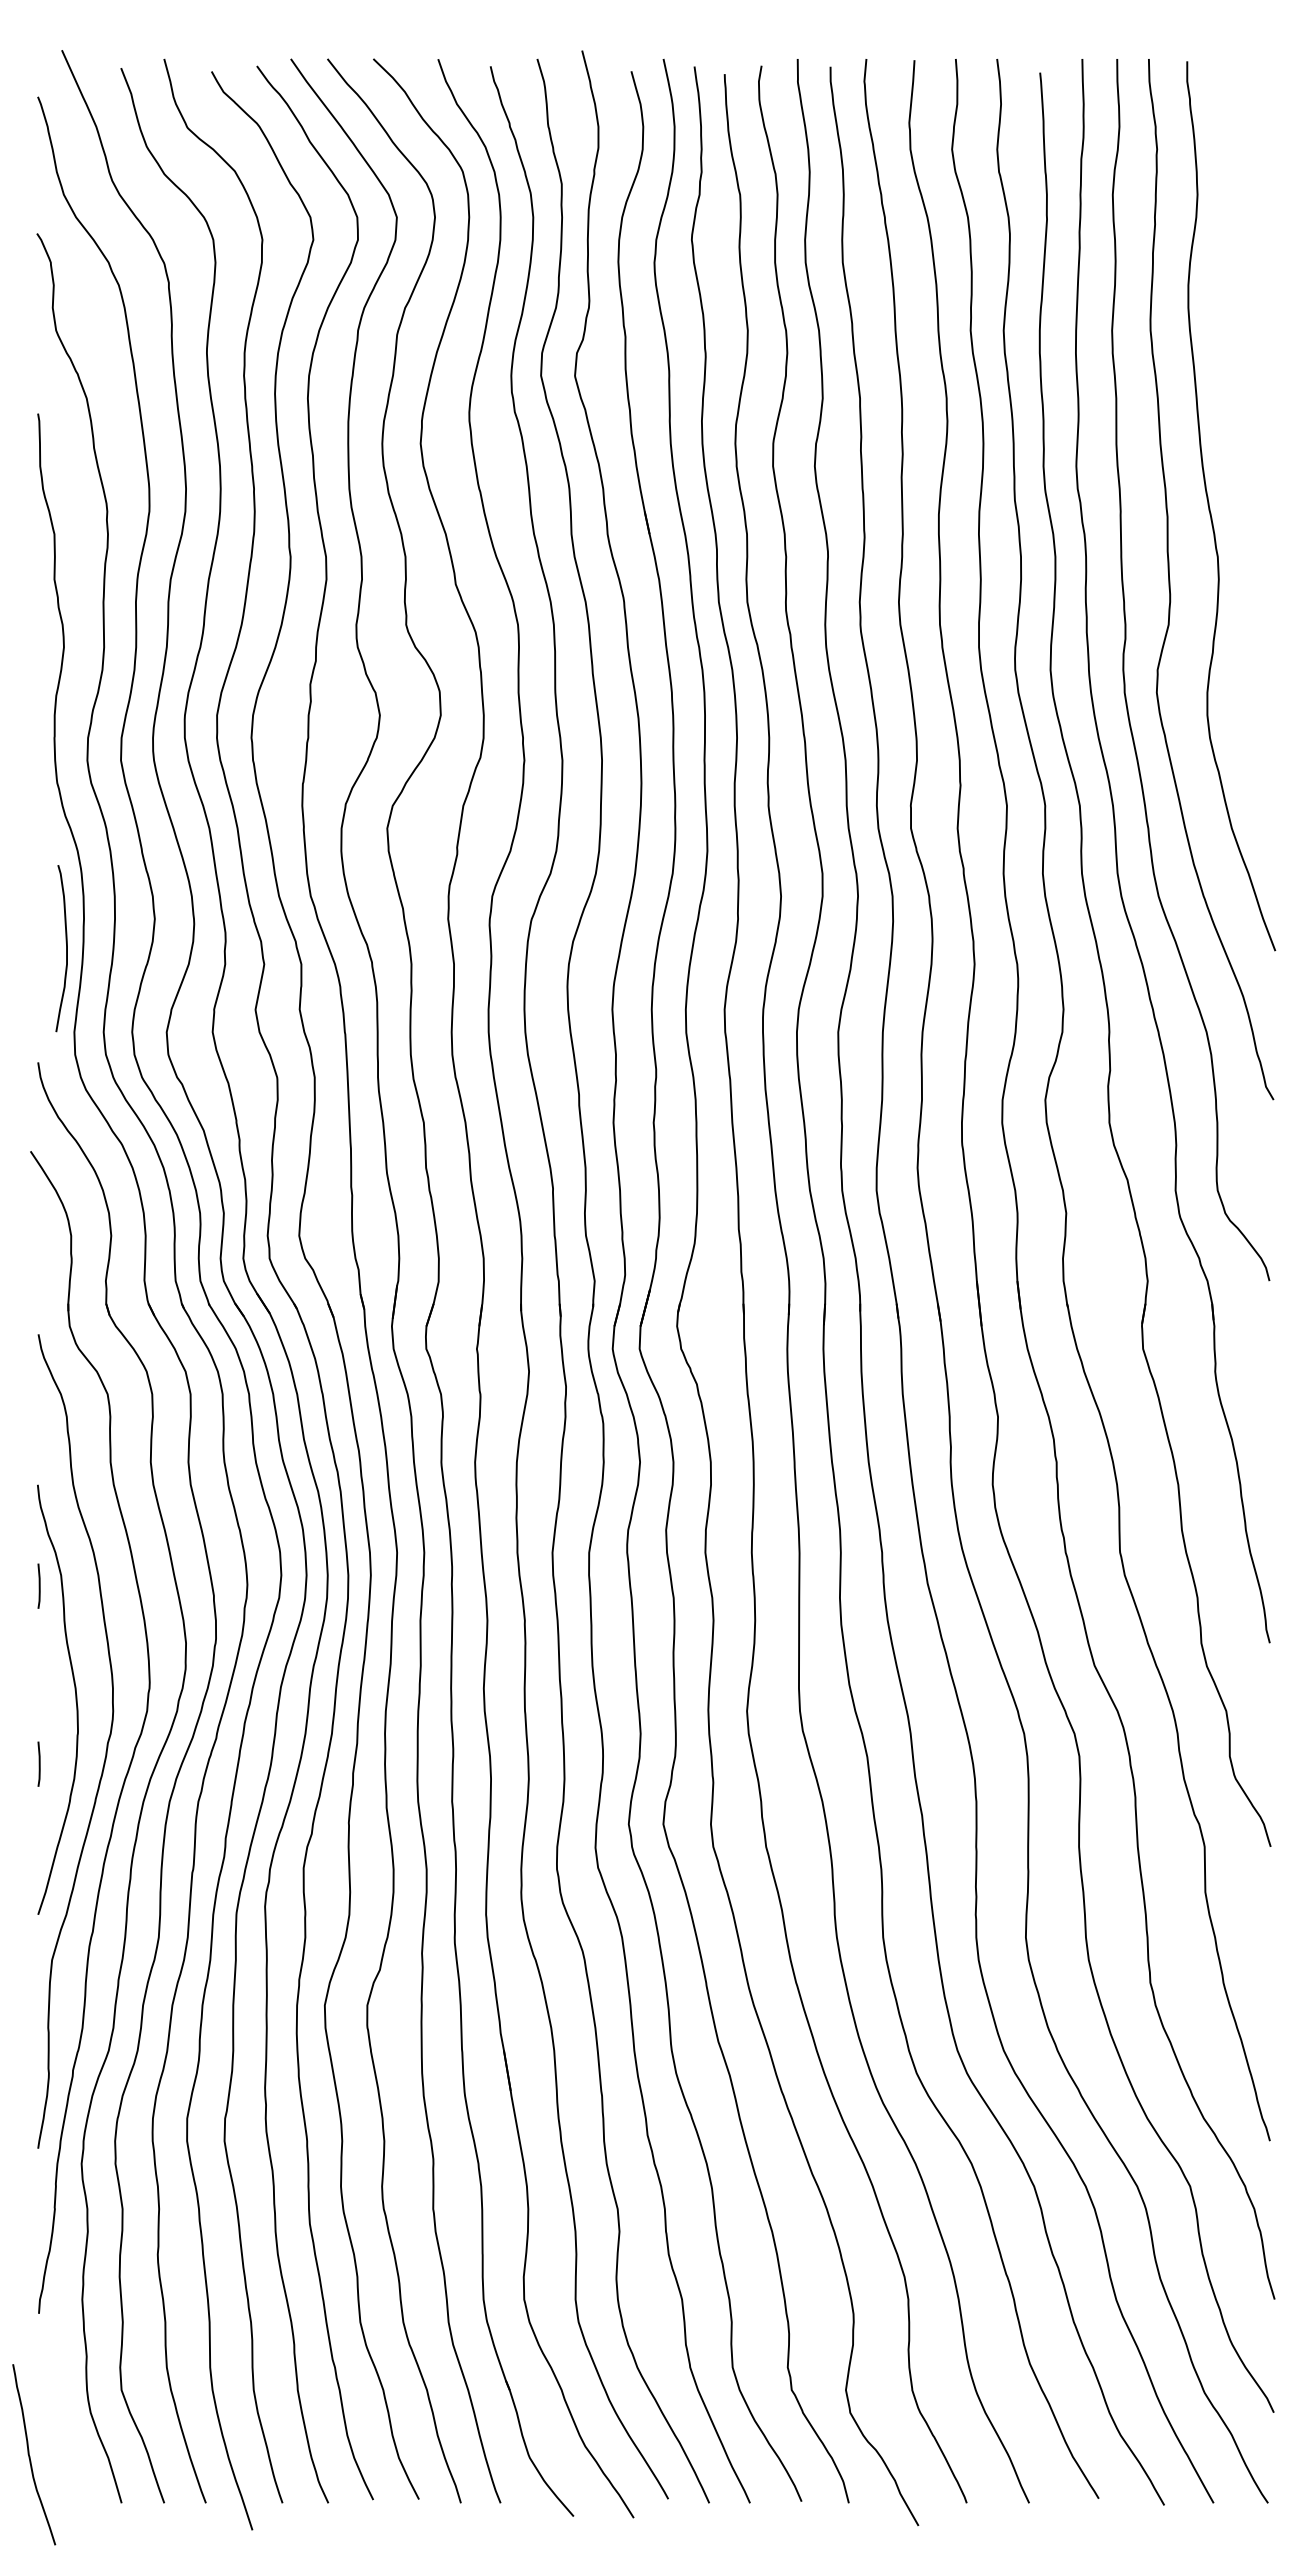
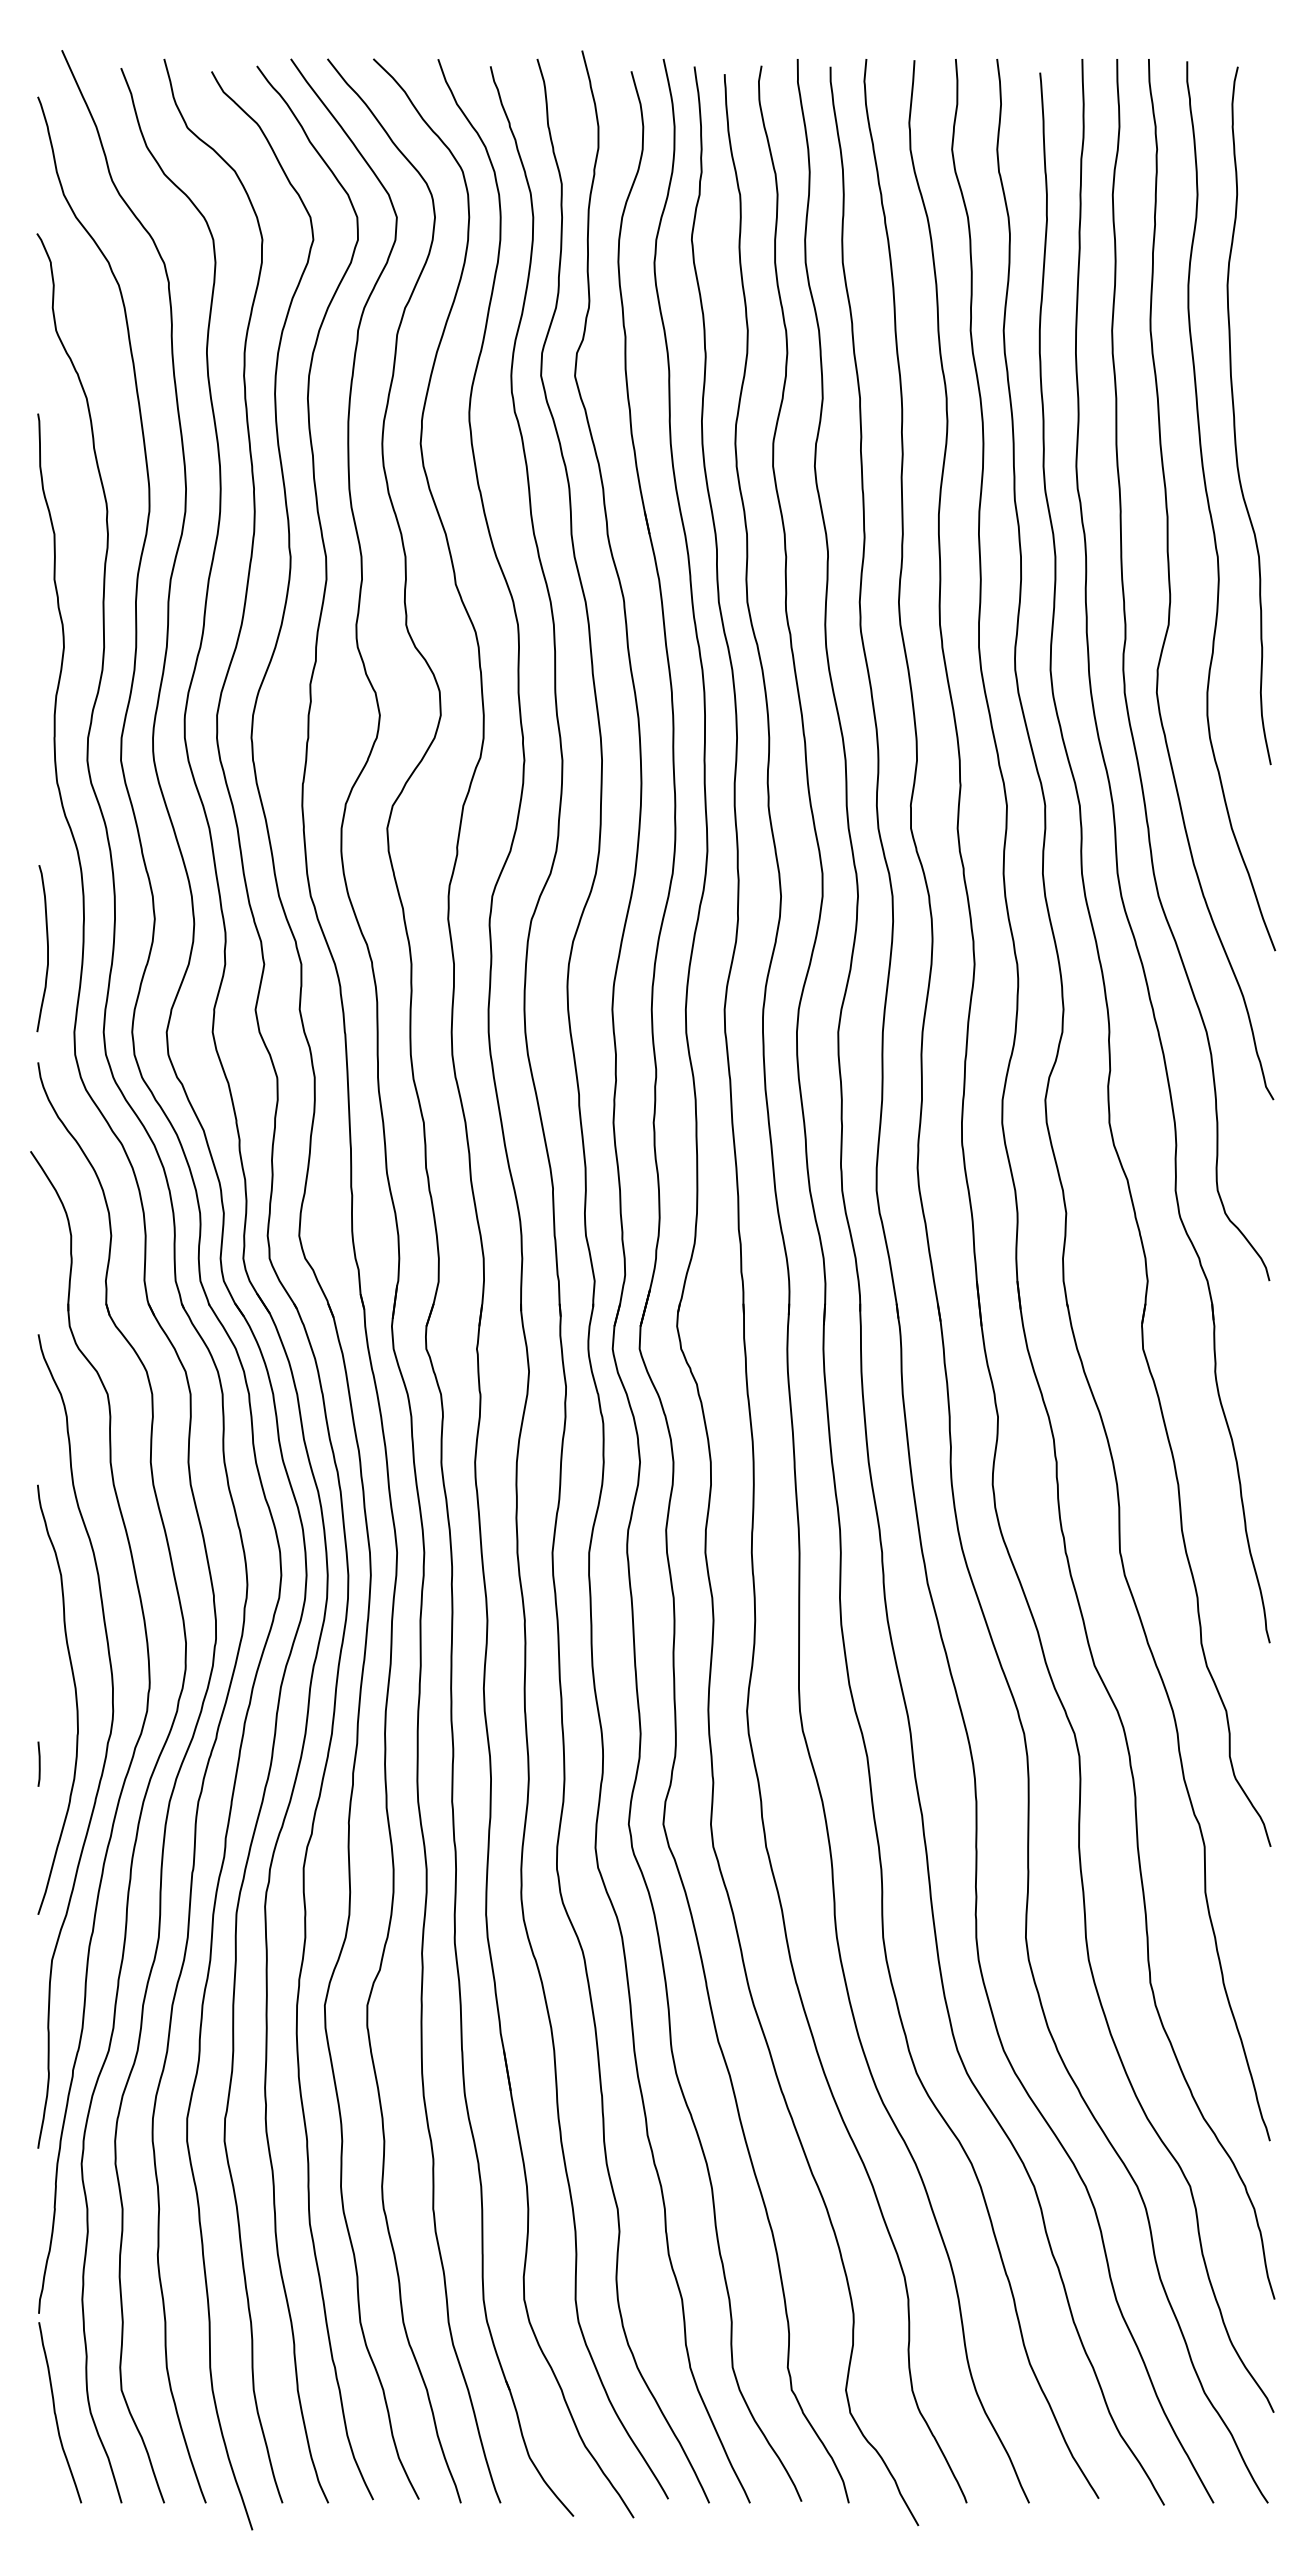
curve: none -> present (1235, 418)
curve position: (66, 948) -> (47, 948) (47, 948)
line: present -> none (38, 1585)
curve position: (30, 2456) -> (56, 2414) (56, 2414)
